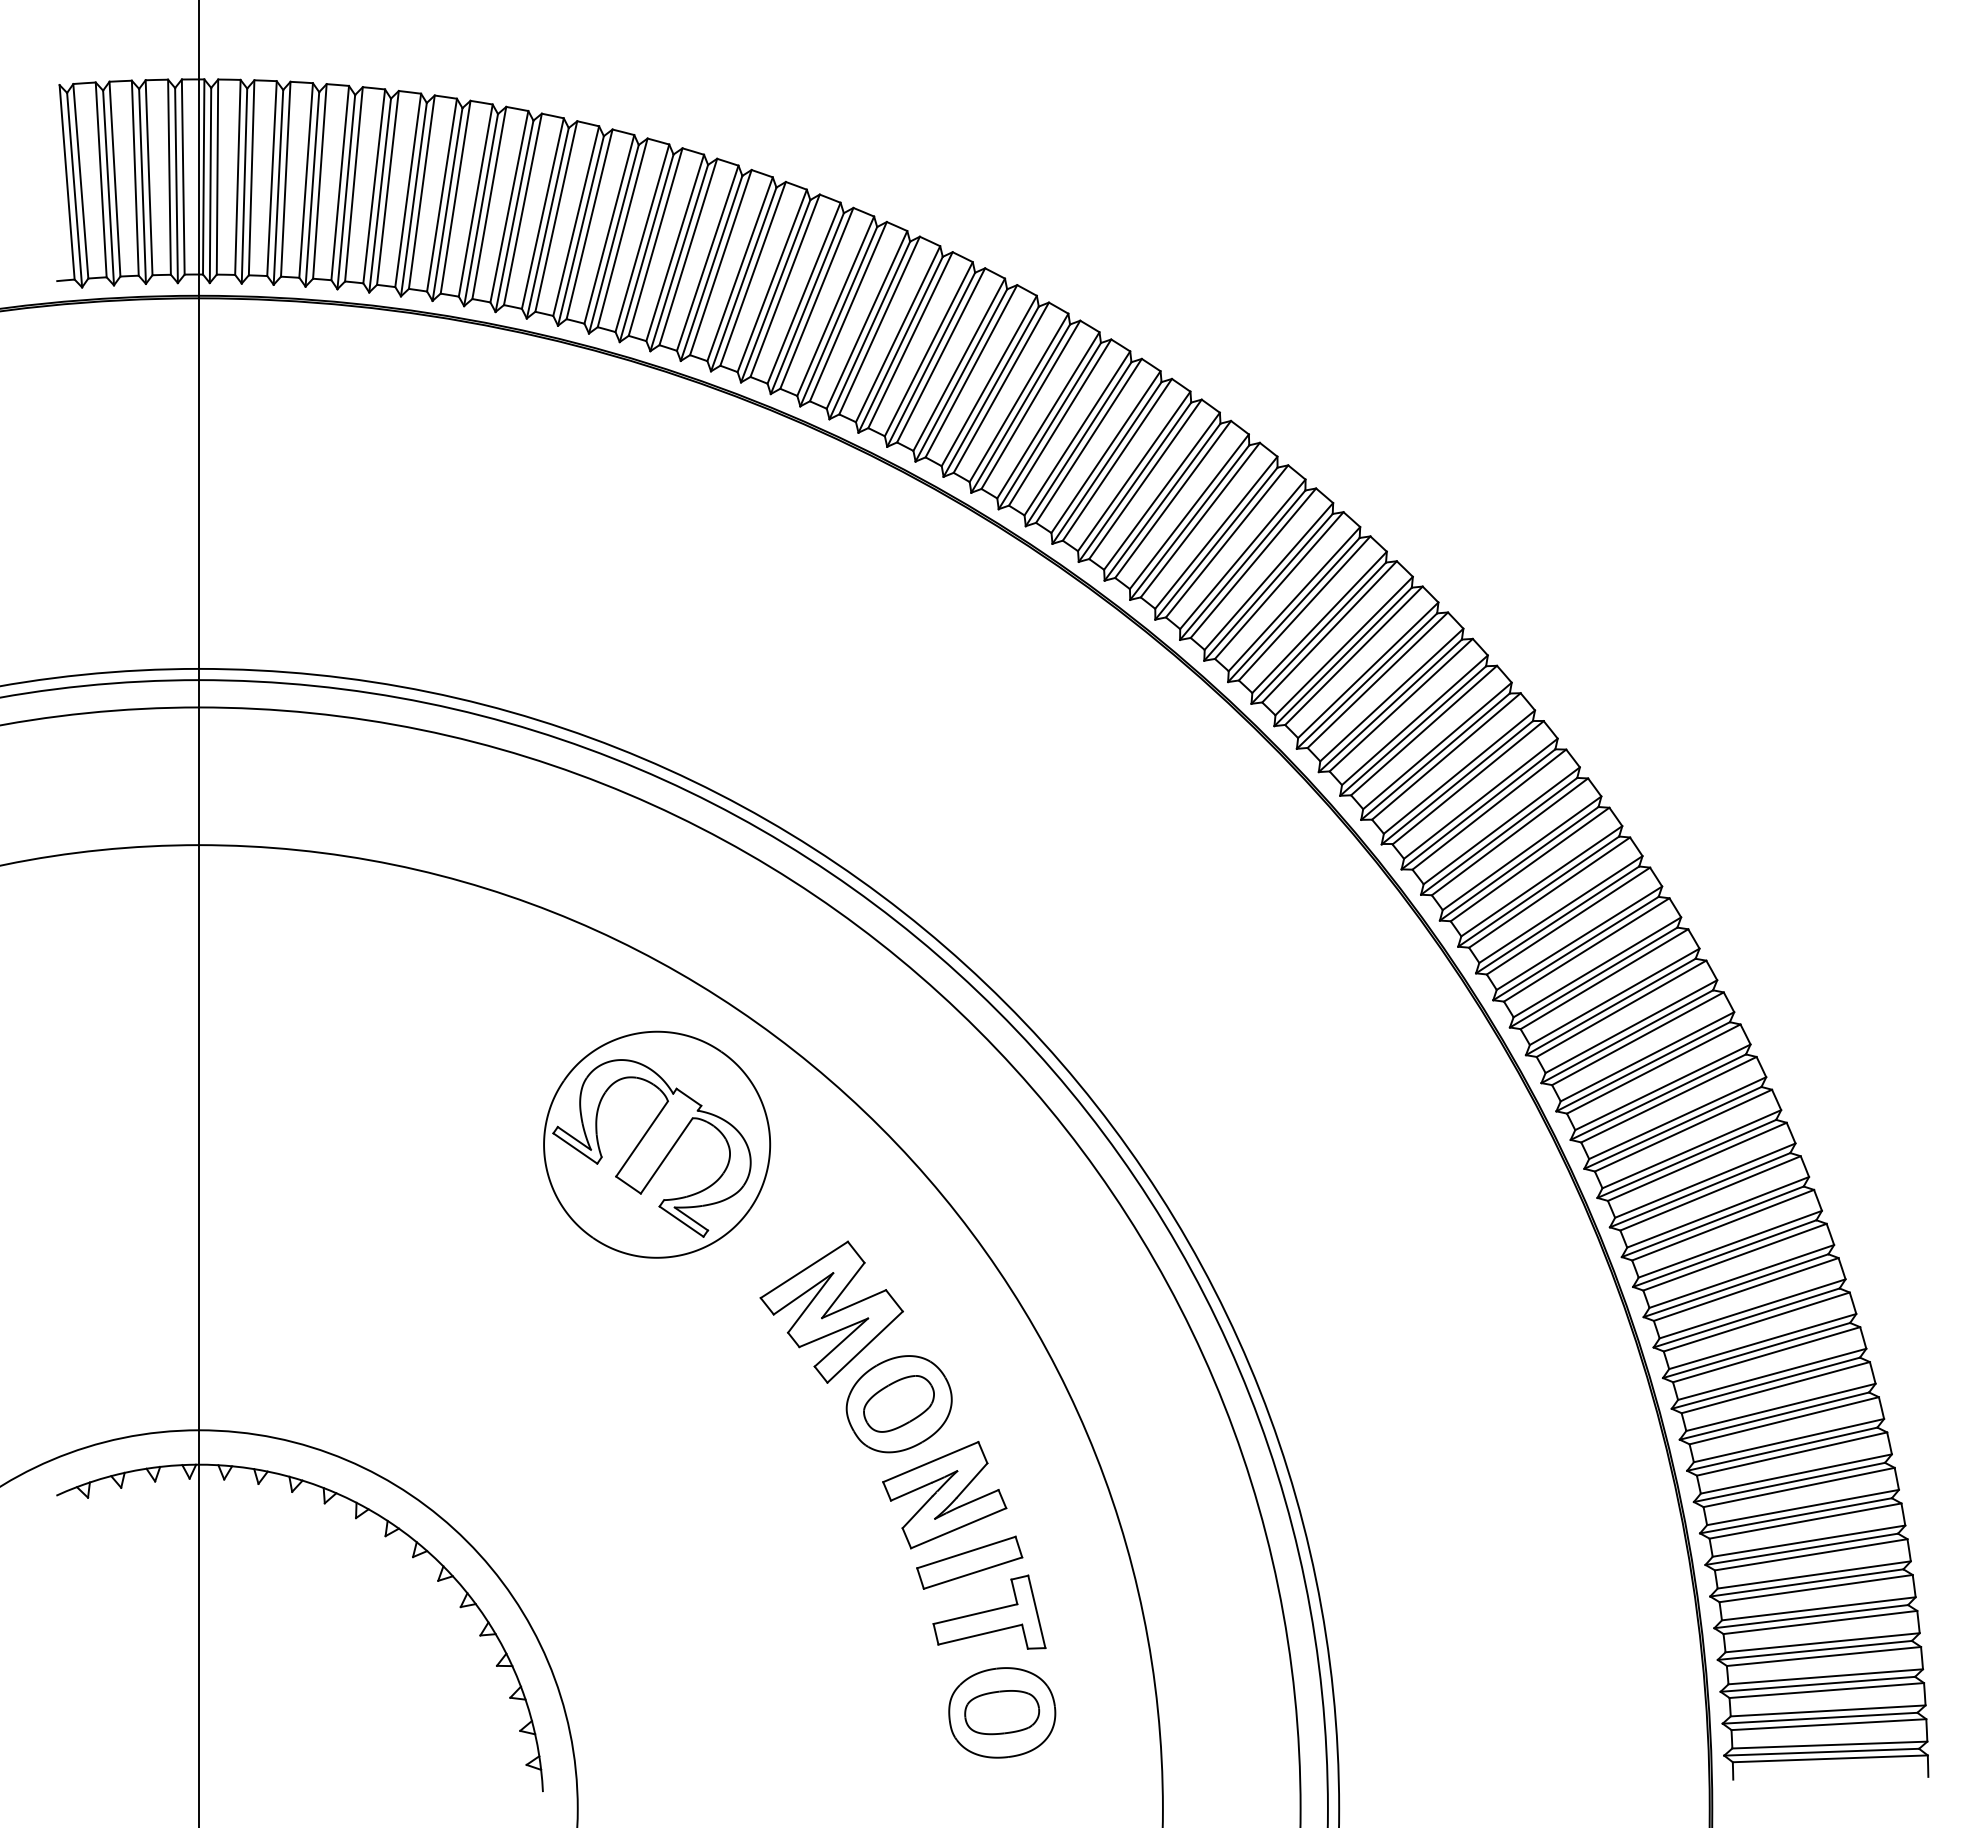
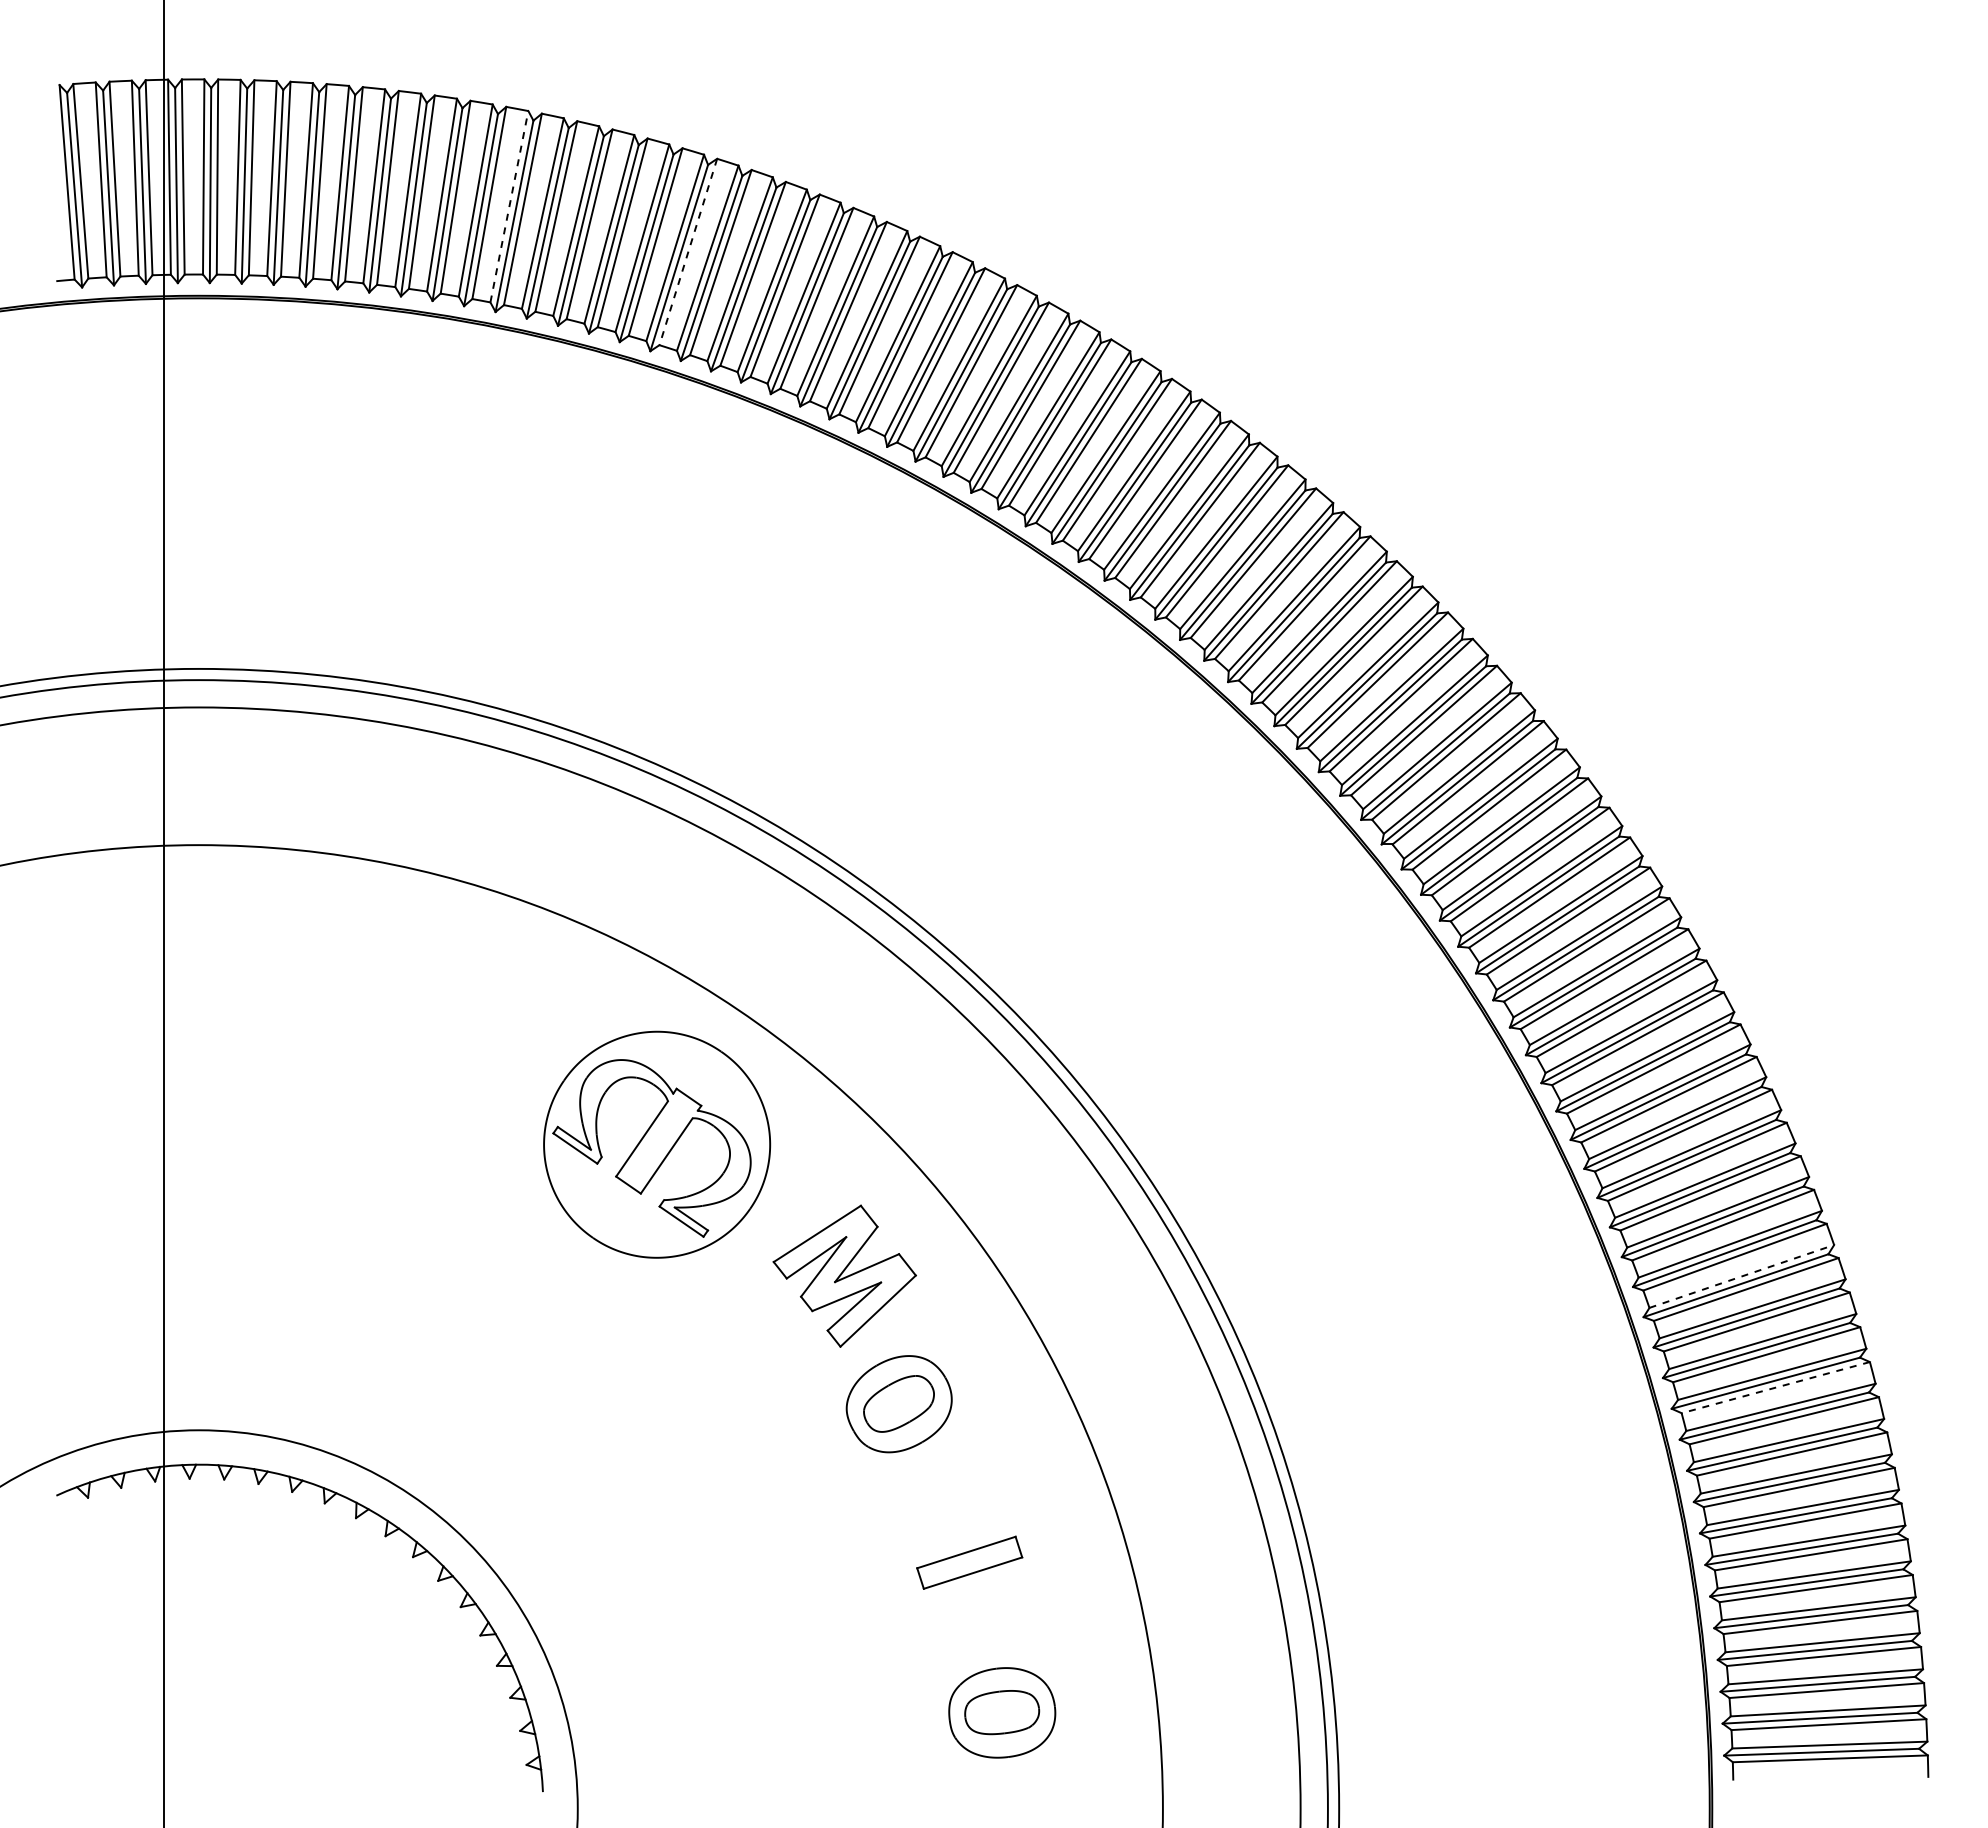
line: solid -> dashed (509, 206)
line: solid -> dashed (688, 251)
line position: (199, 913) -> (164, 913) (164, 913)
line: solid -> dashed (1741, 1276)
part position: (831, 1311) -> (844, 1275) (844, 1275)
line: solid -> dashed (1775, 1387)
part: present -> none (944, 1495)
part: present -> none (989, 1611)
